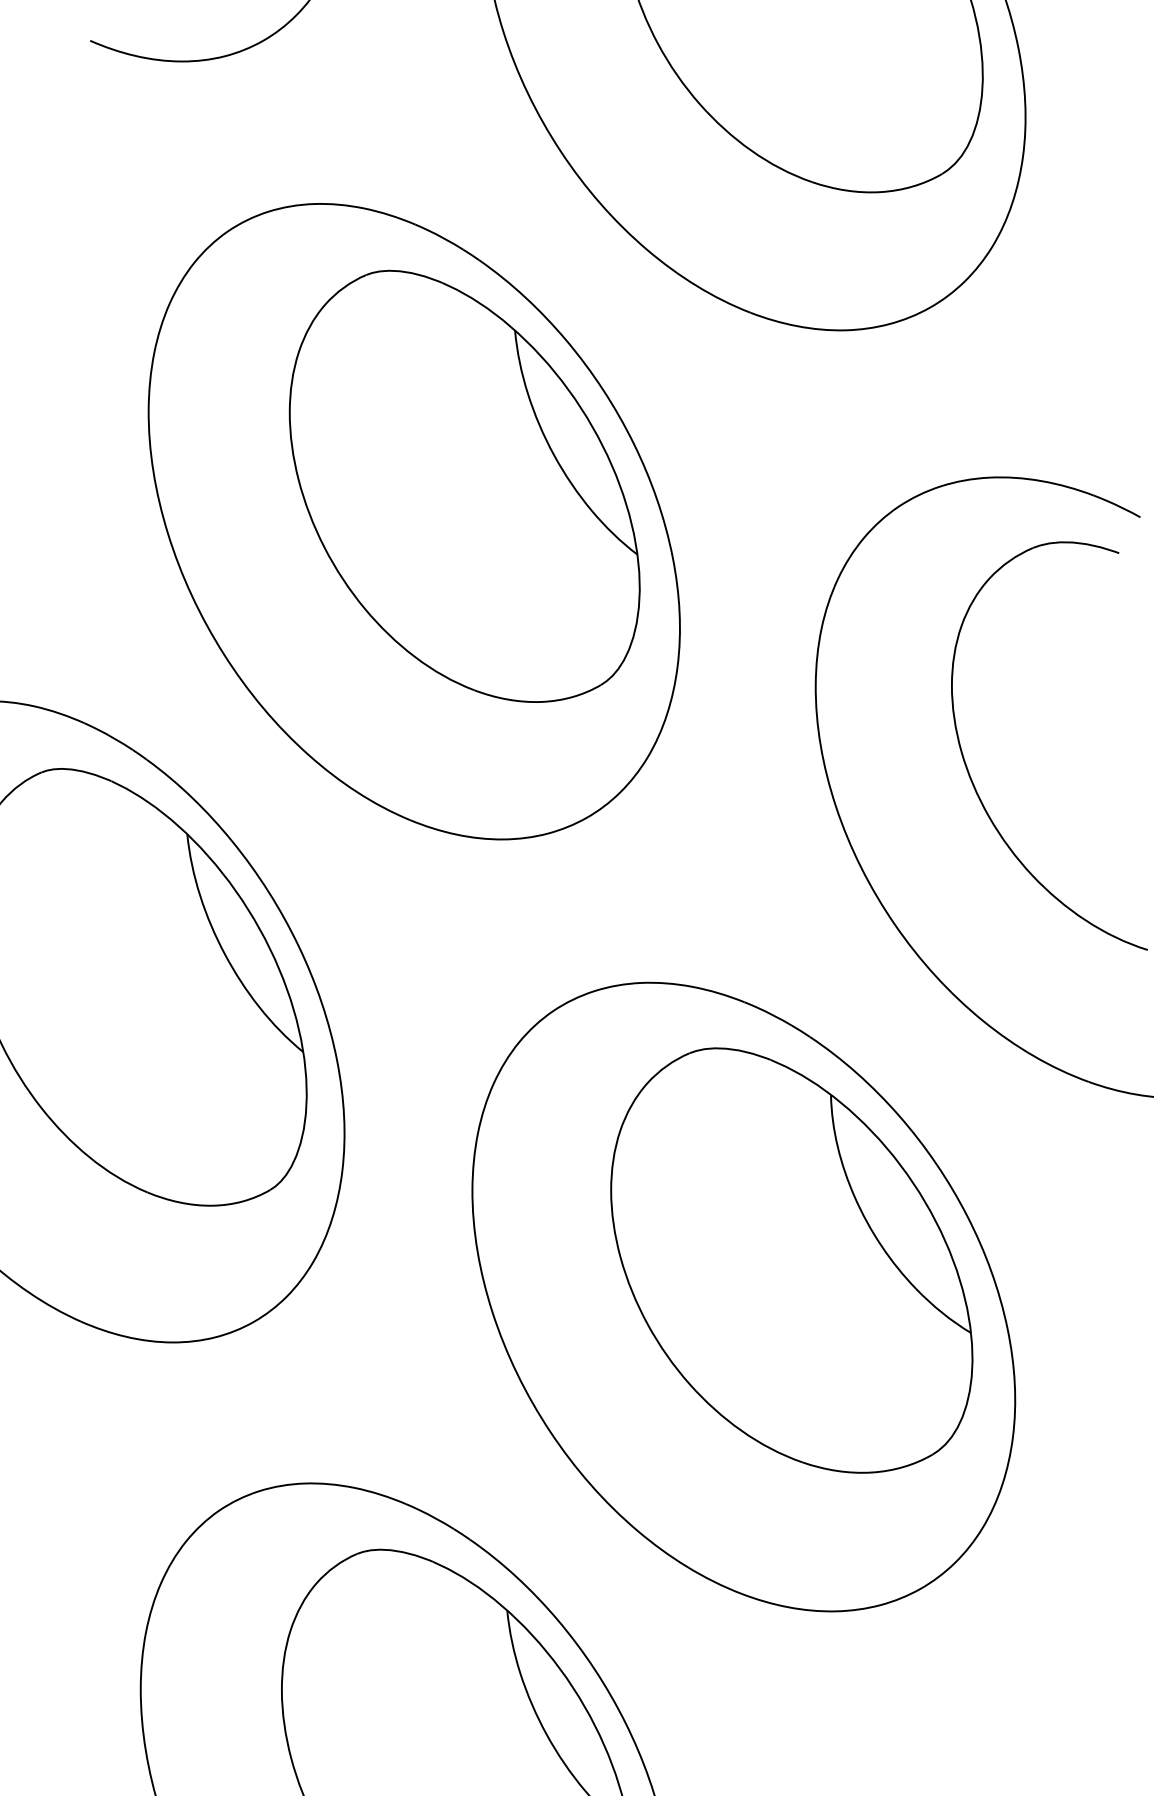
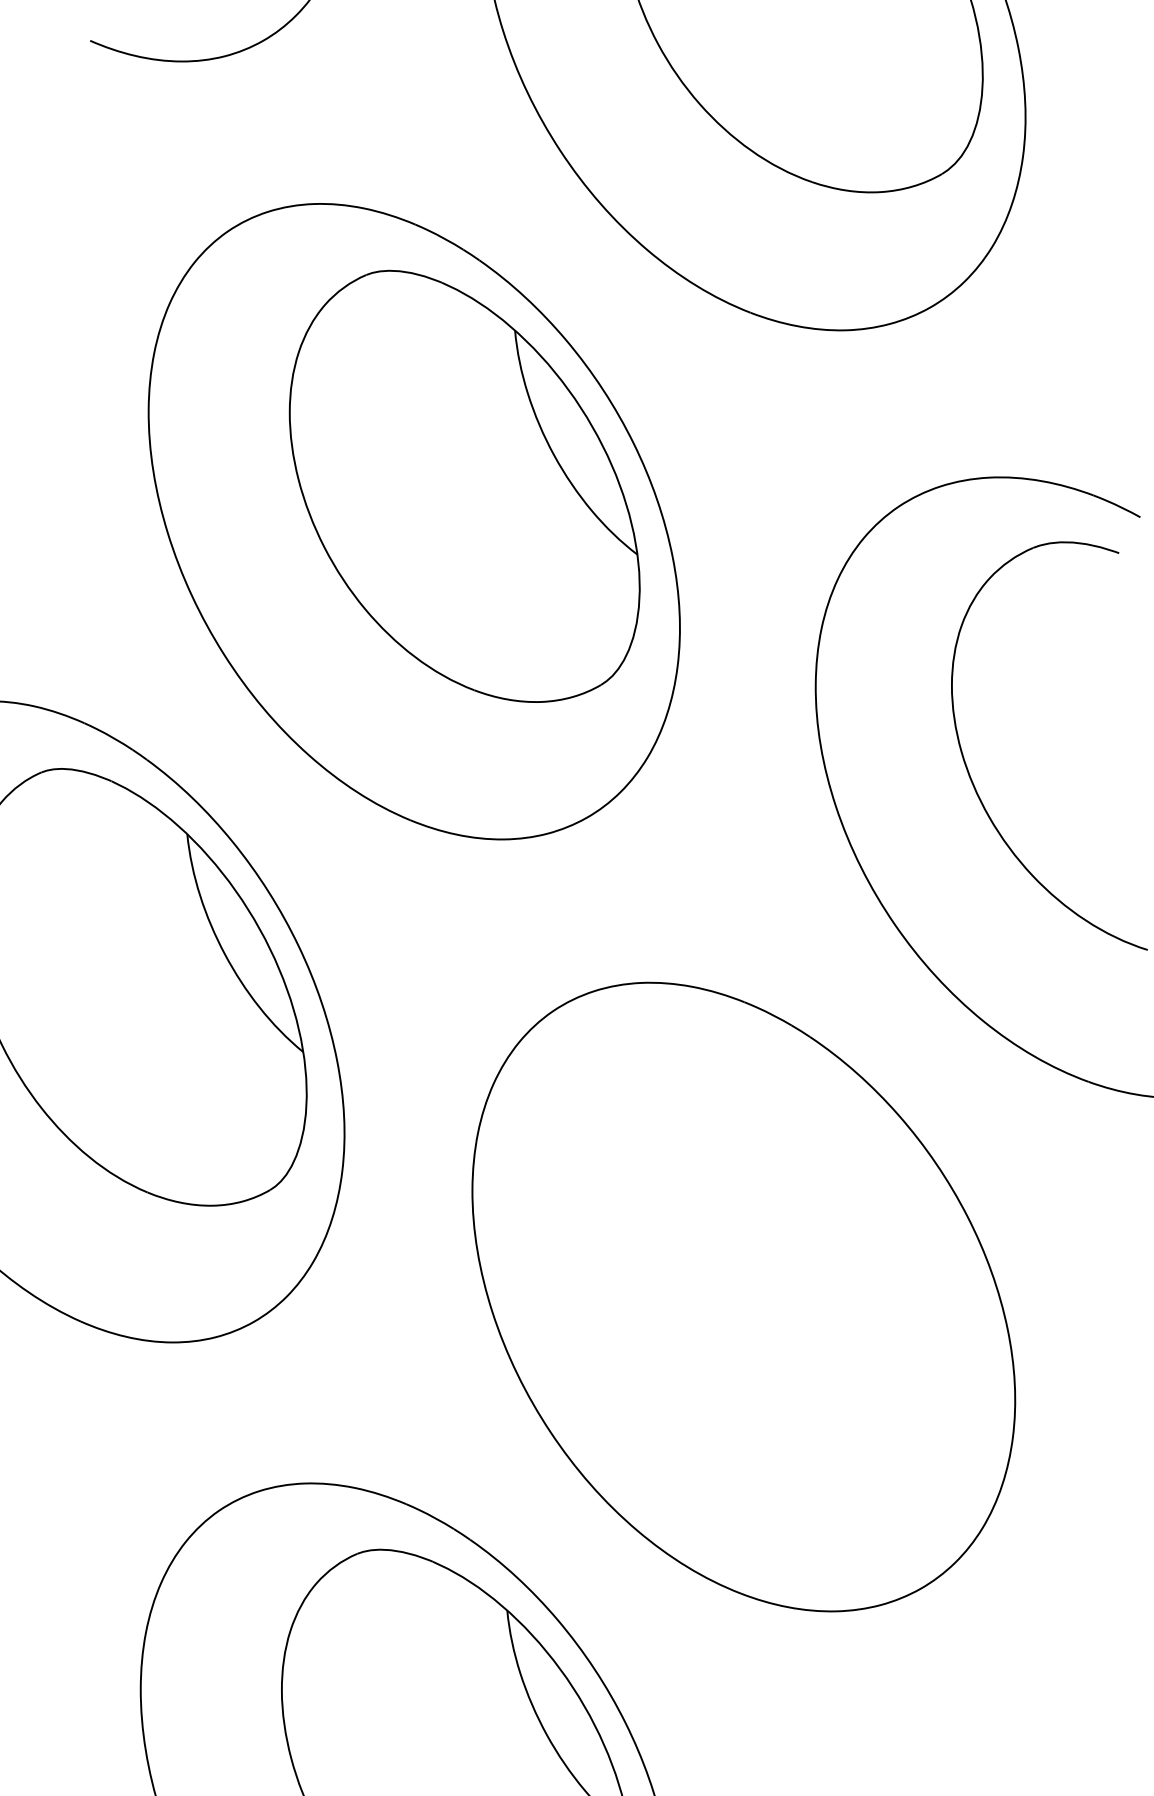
part: present -> none (791, 1260)
